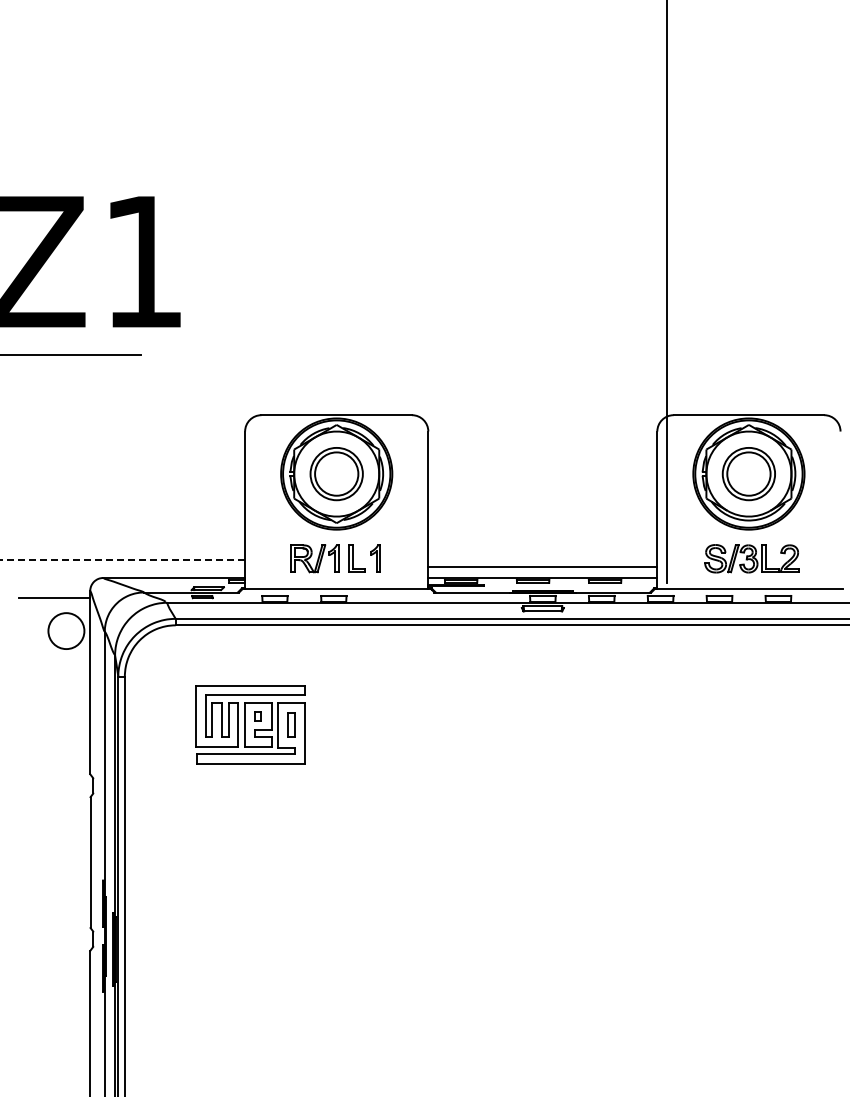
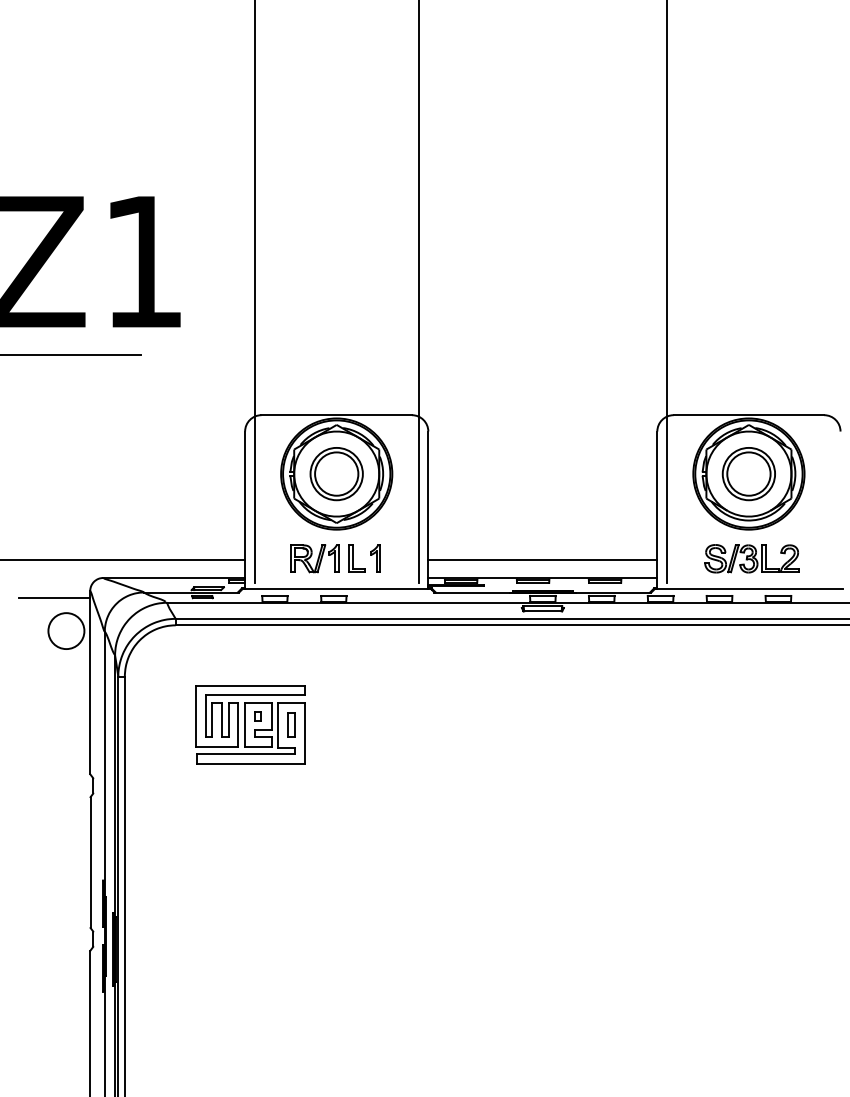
line: none -> present (254, 292)
line: none -> present (418, 292)
line: dashed -> solid (122, 559)
line position: (542, 566) -> (542, 559) (542, 559)
